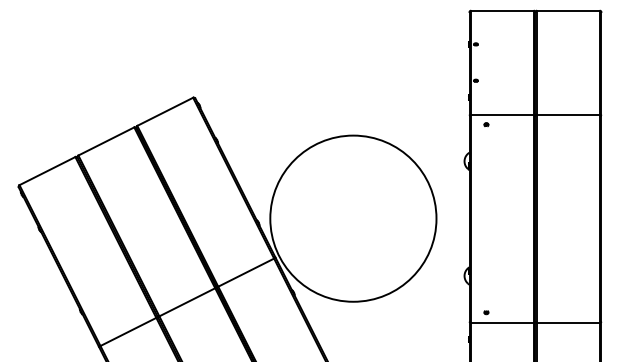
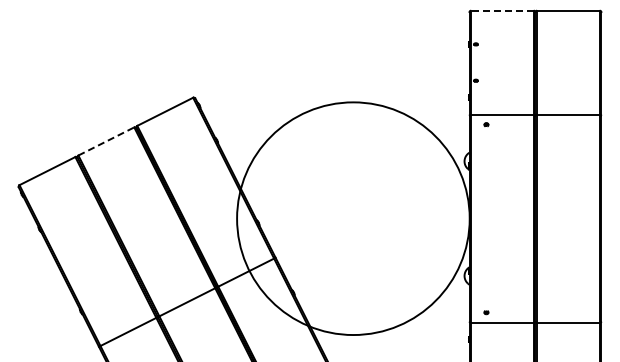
line: solid -> dashed (502, 10)
line: solid -> dashed (106, 141)
circle diameter: 166 px -> 233 px (353, 218)
